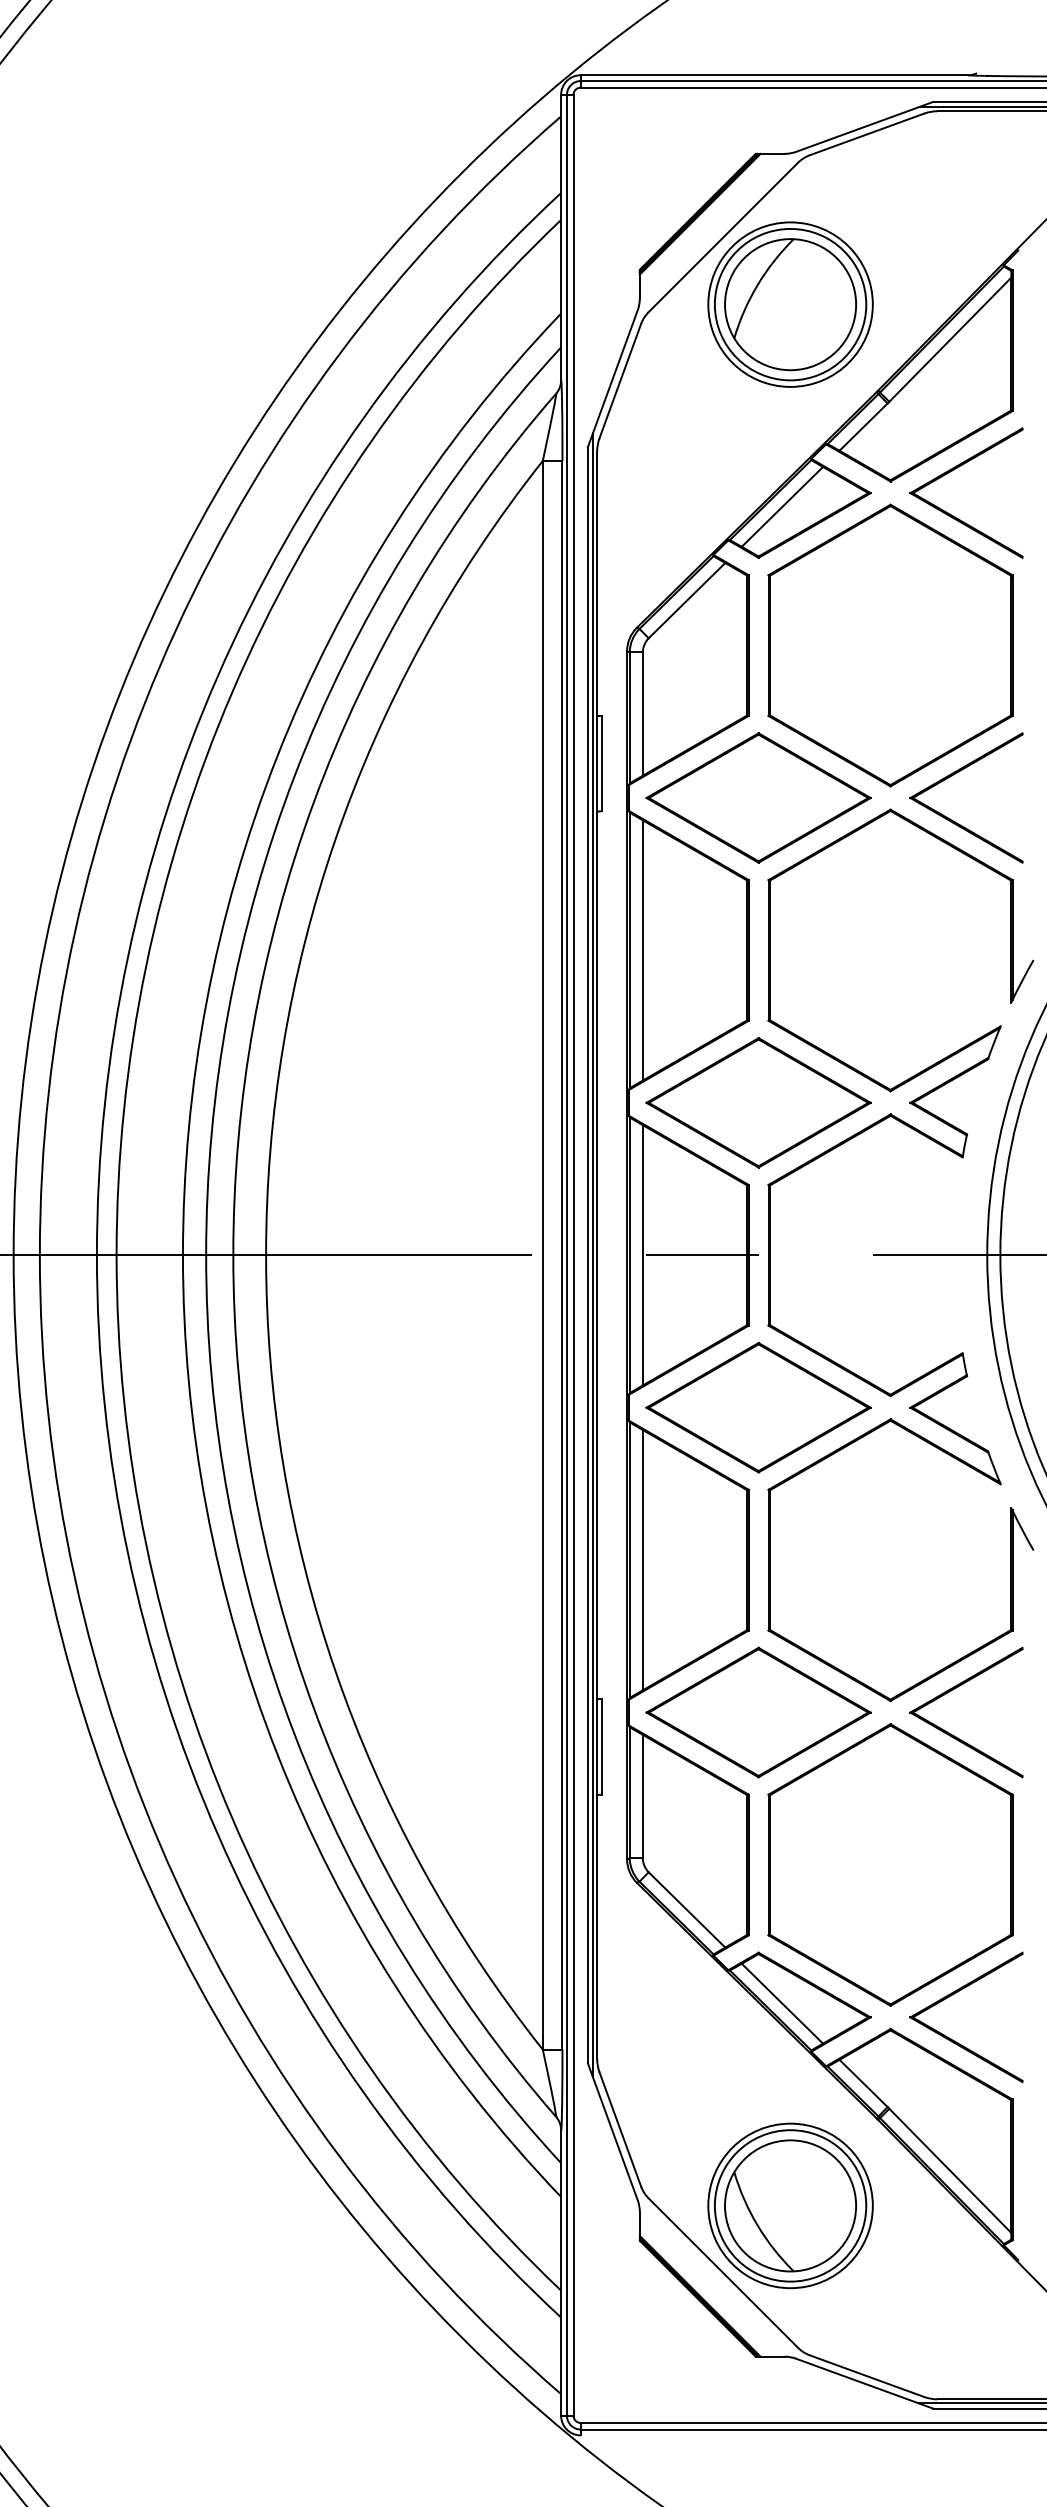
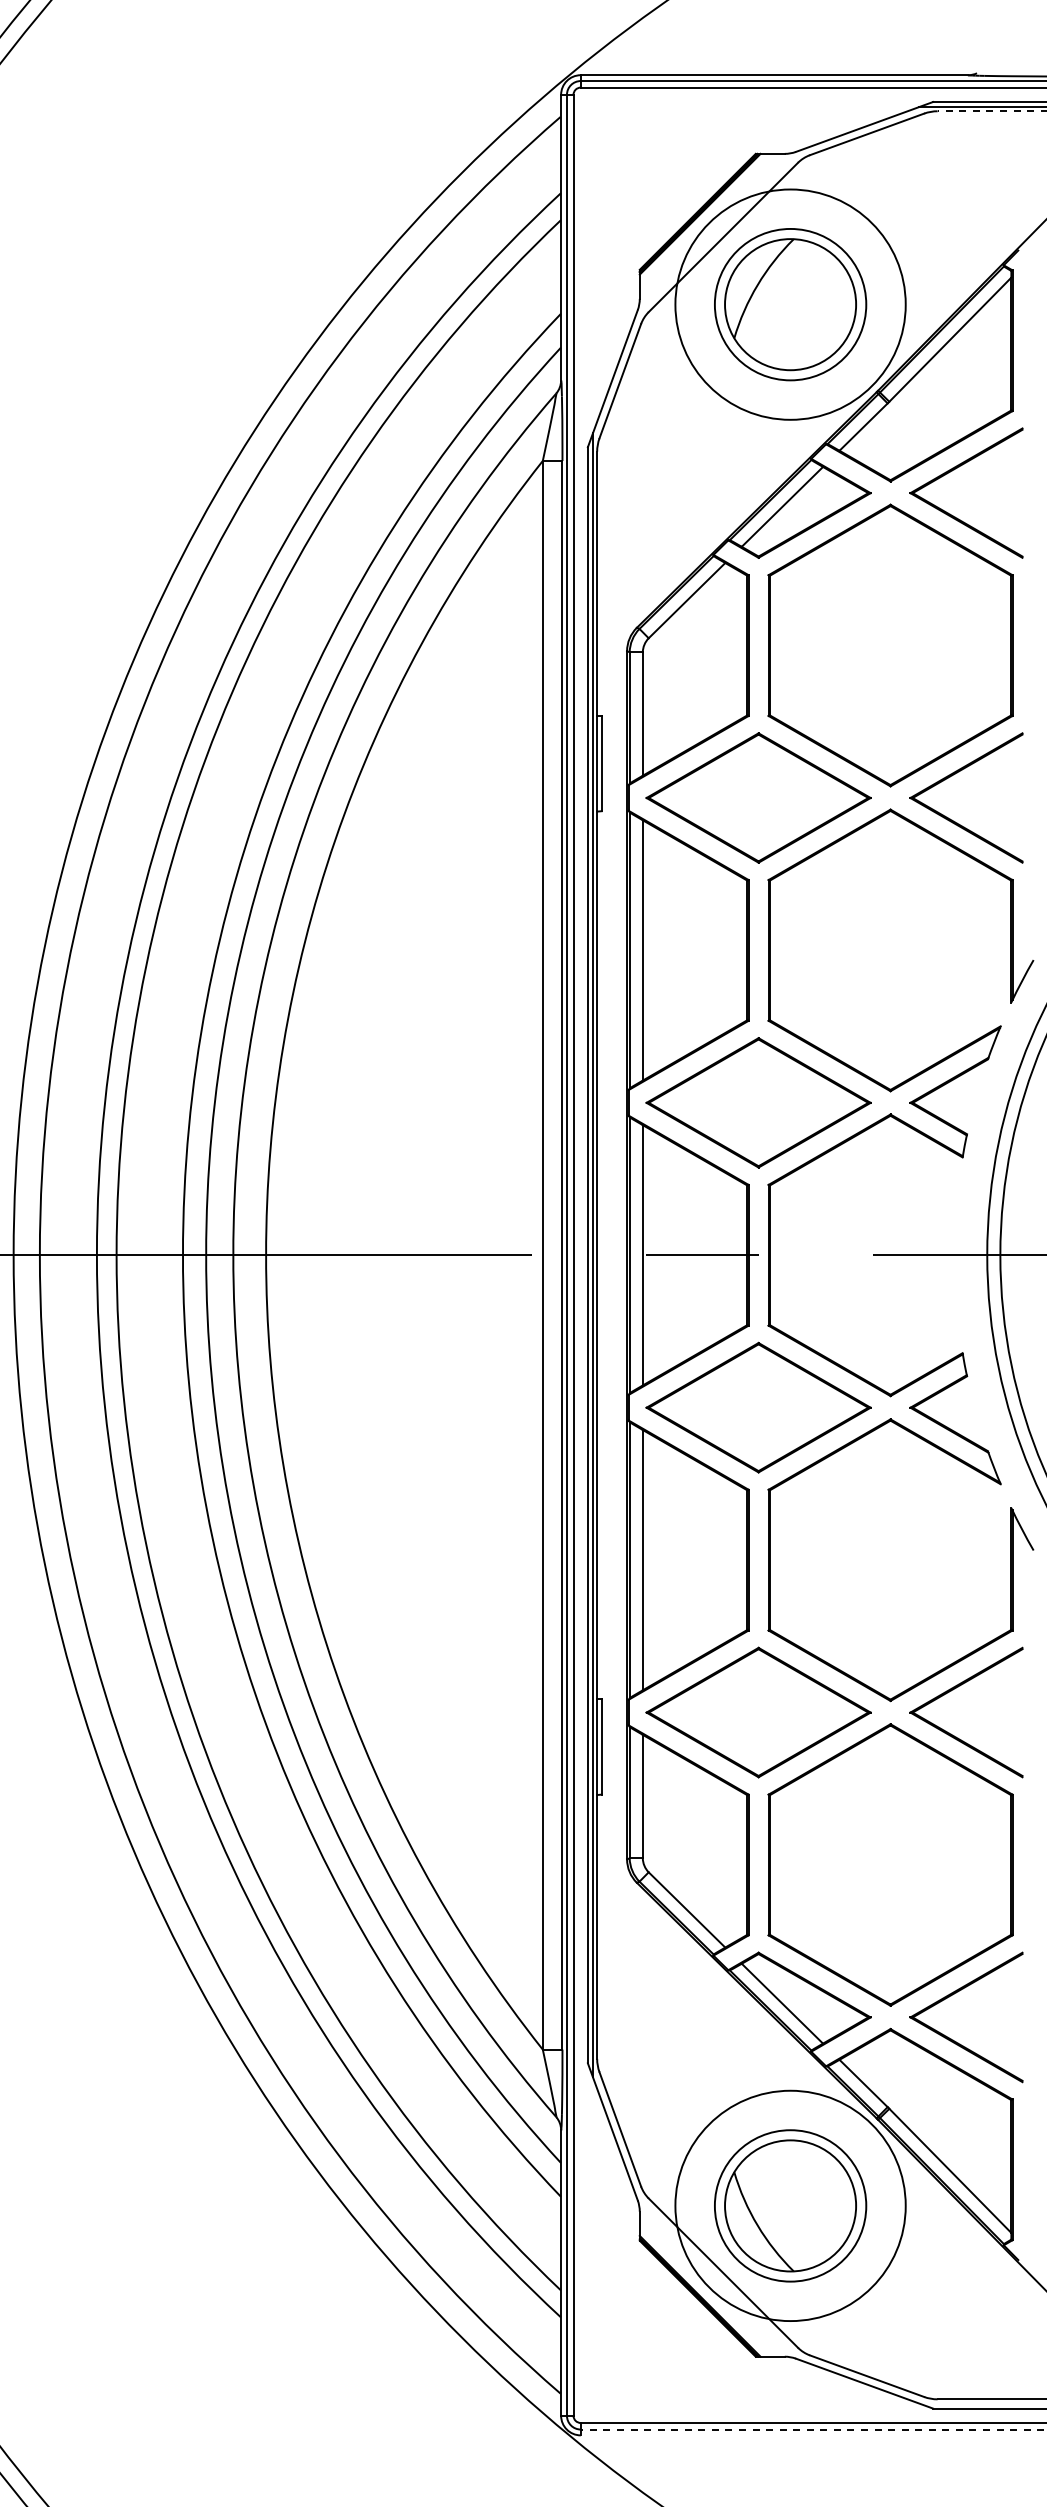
line: solid -> dashed (991, 111)
circle diameter: 165 px -> 230 px (790, 304)
circle diameter: 165 px -> 230 px (790, 2205)
line: present -> none (981, 2403)
line: solid -> dashed (813, 2429)
